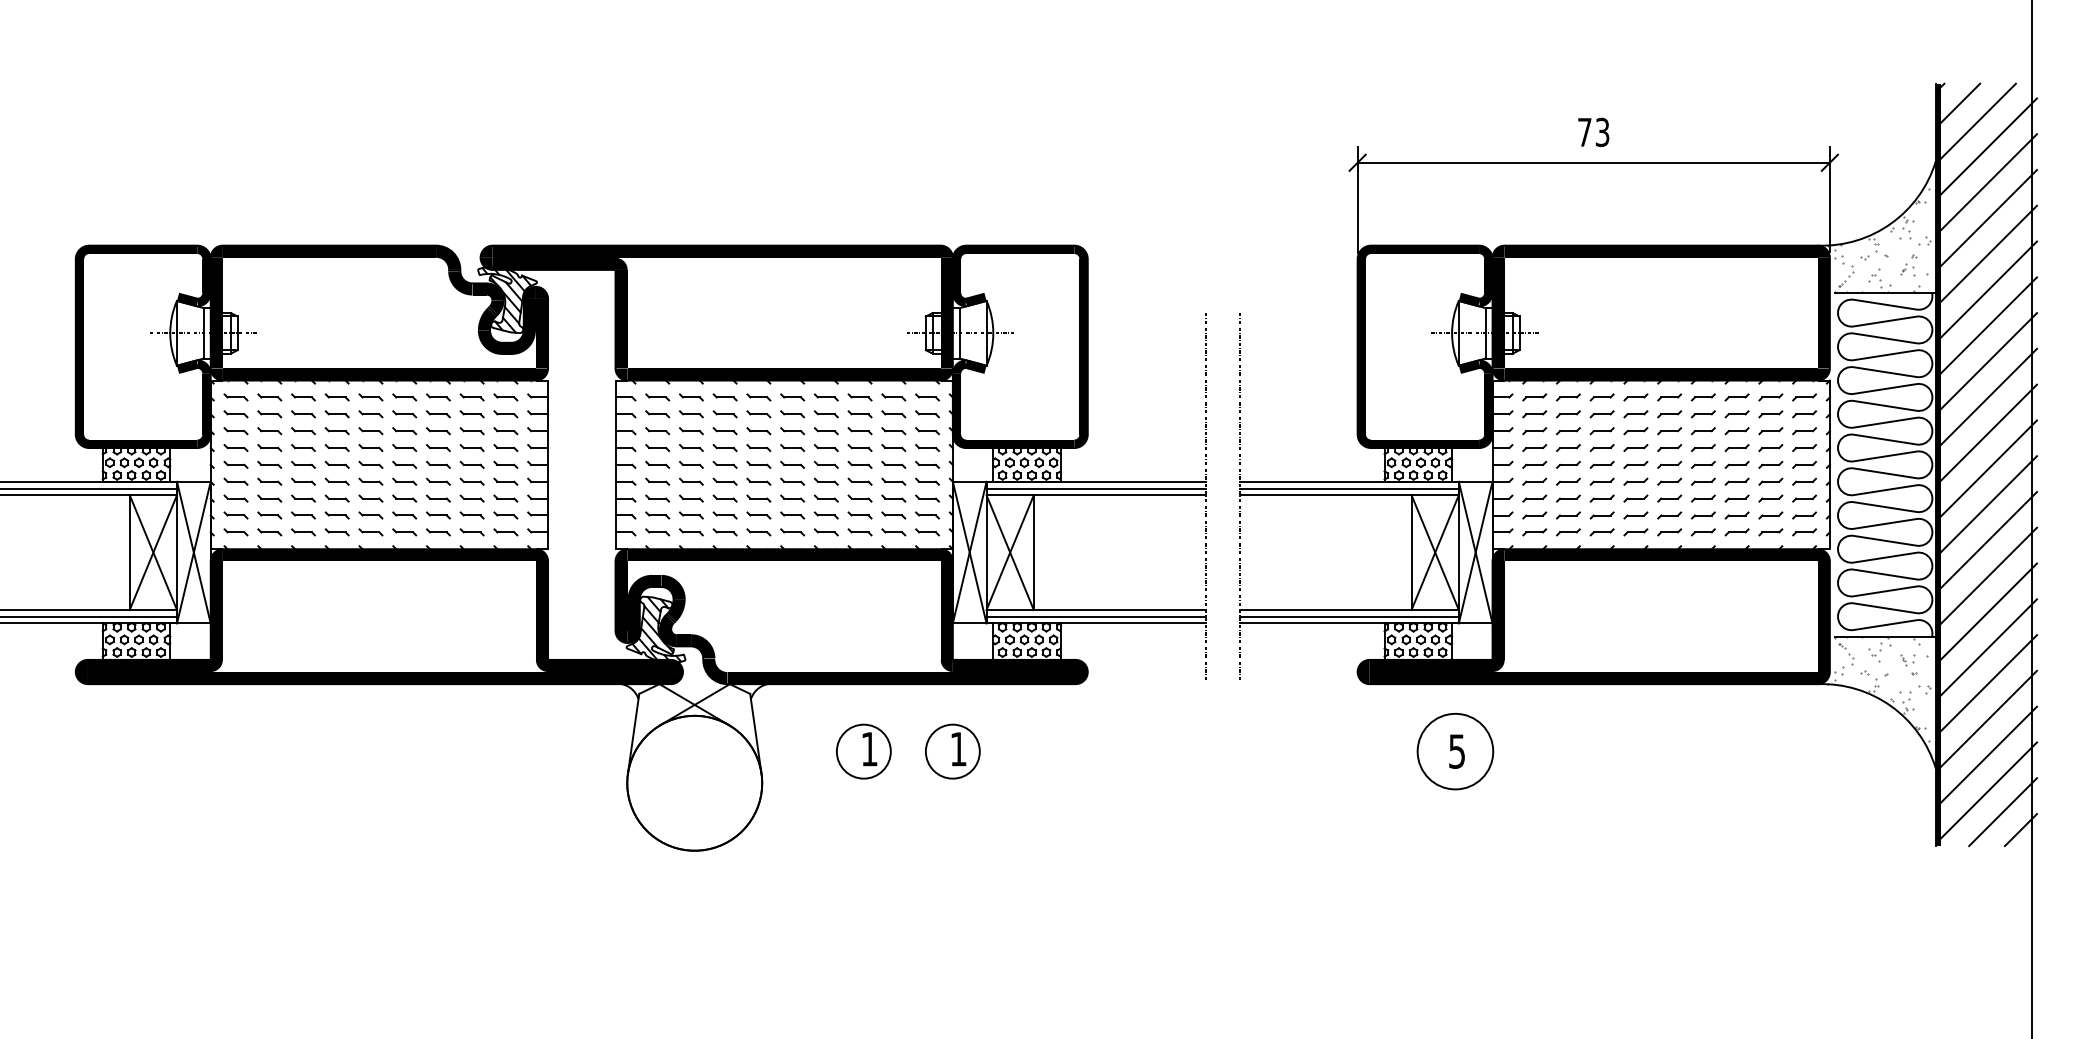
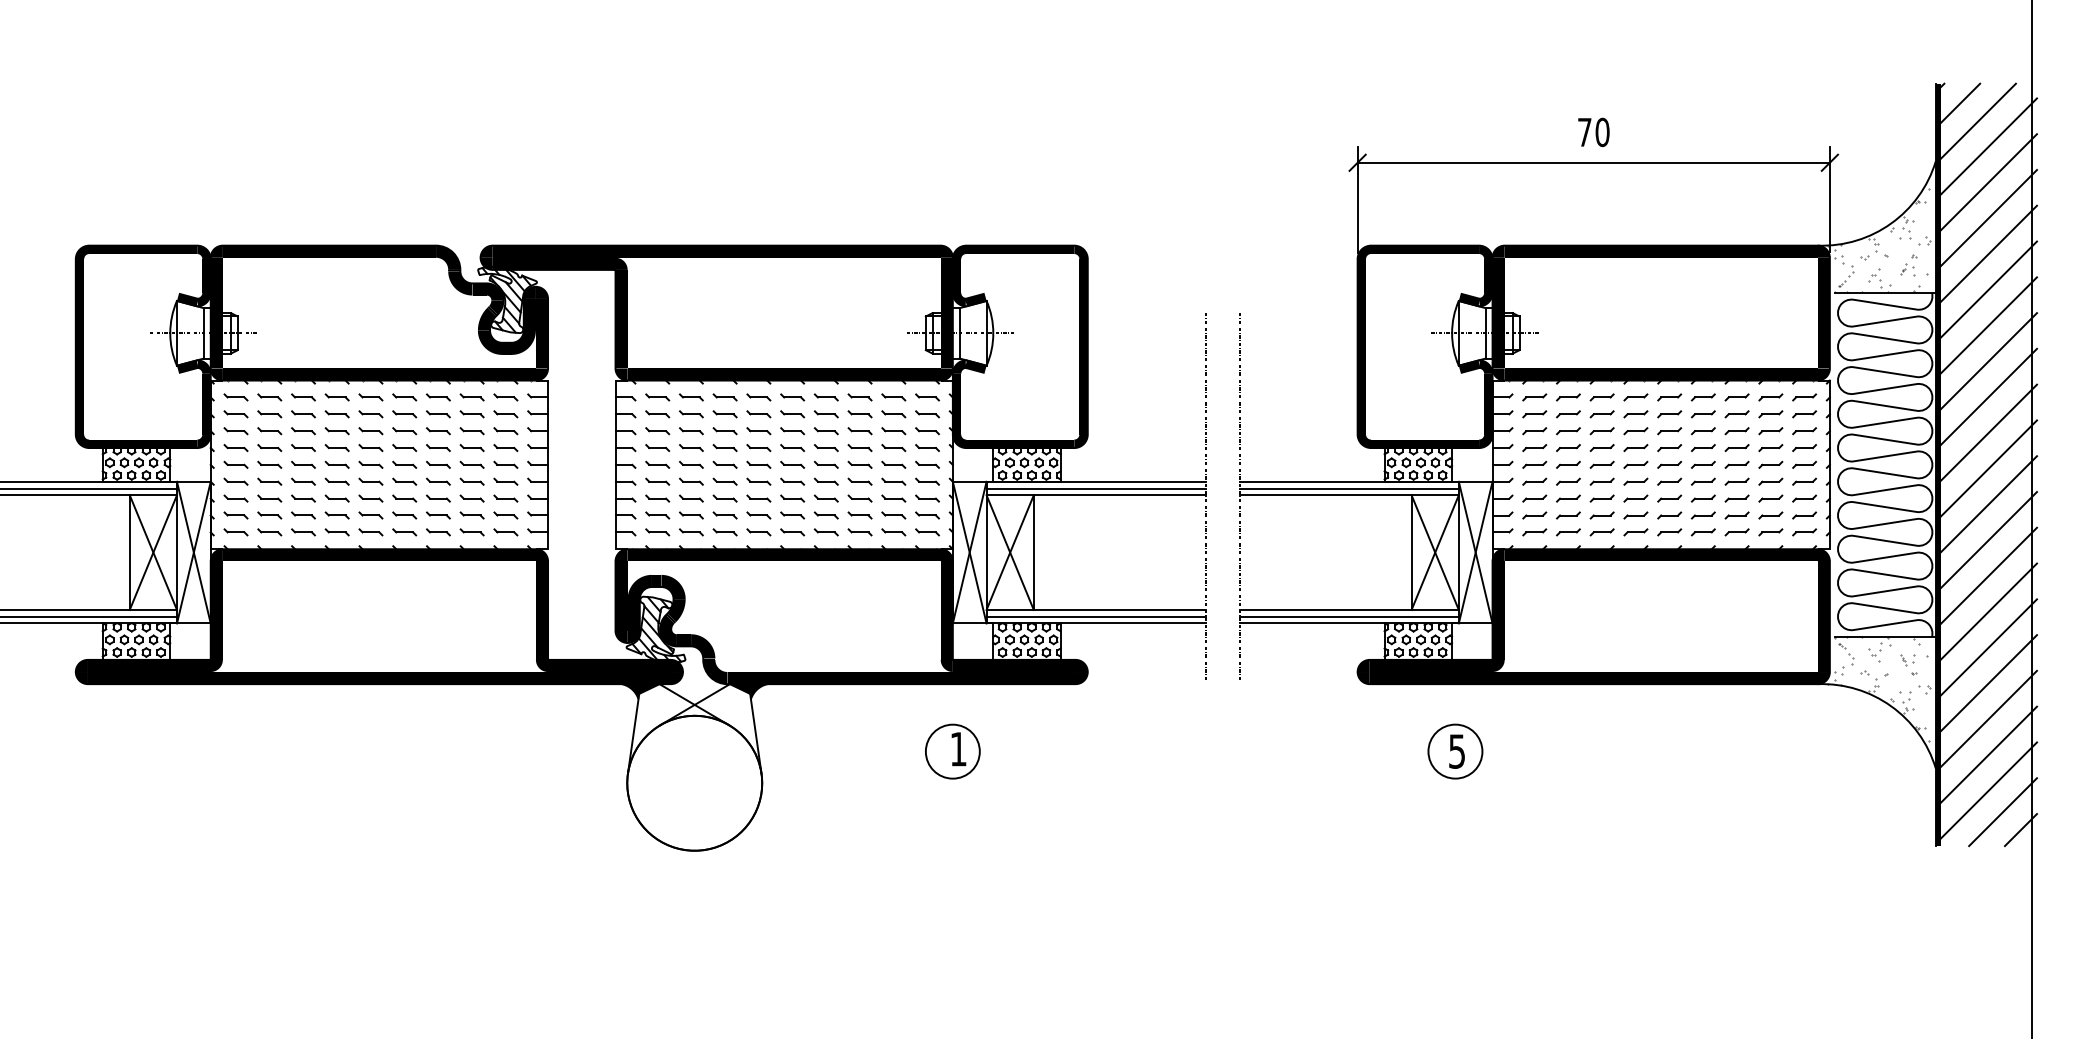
text: 73 -> 70 (1602, 132)
fill: none -> present (640, 691)
fill: none -> present (748, 691)
part: present -> none (863, 751)
circle diameter: 76 px -> 54 px (1455, 751)
